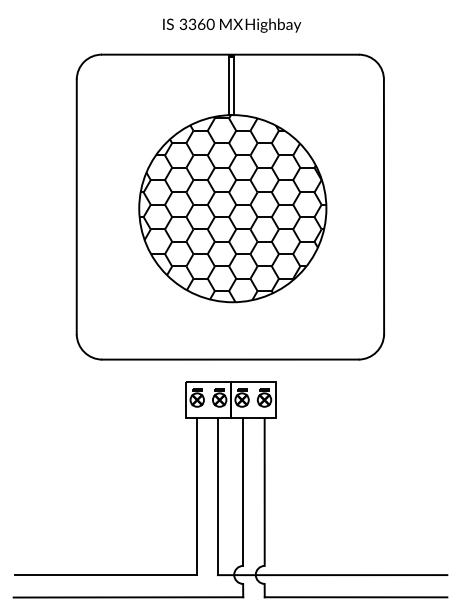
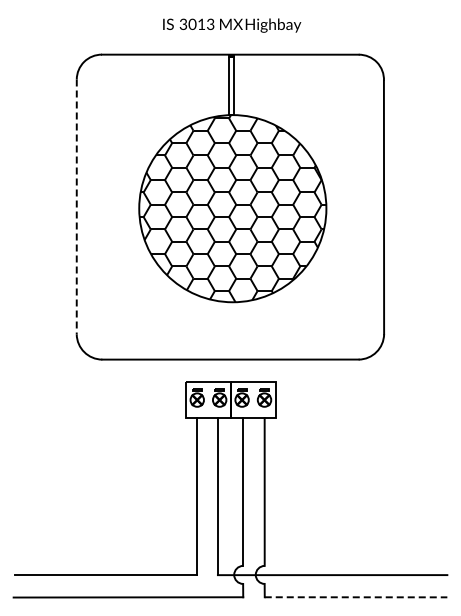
text: 3360 -> 3013 (201, 23)
line: solid -> dashed (76, 207)
line: solid -> dashed (356, 597)
